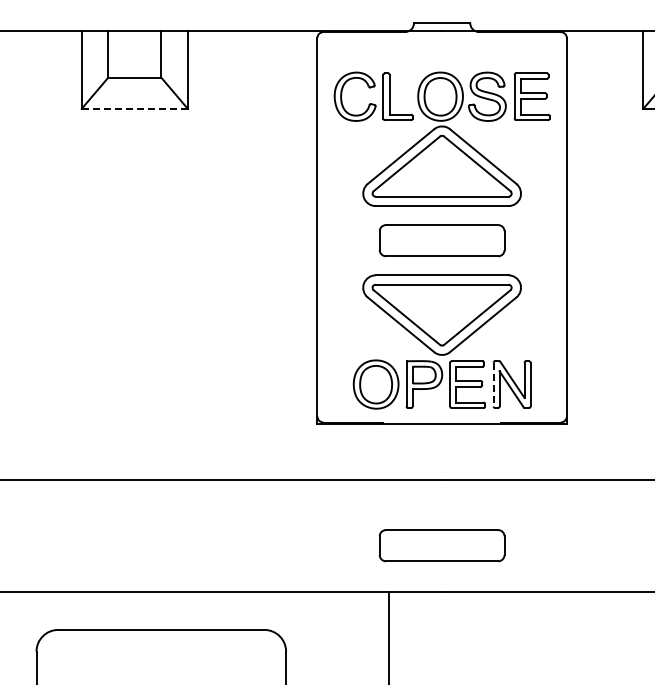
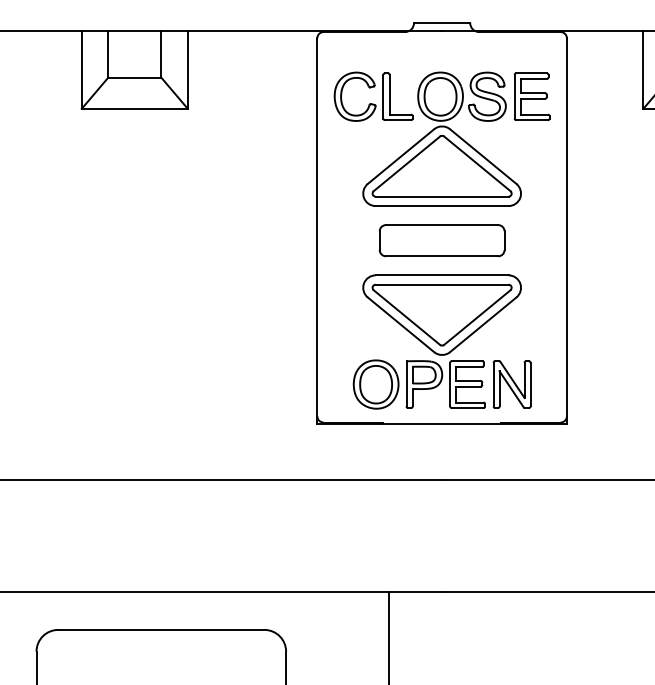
line: dashed -> solid (135, 108)
line: dashed -> solid (493, 384)
part: present -> none (441, 545)
